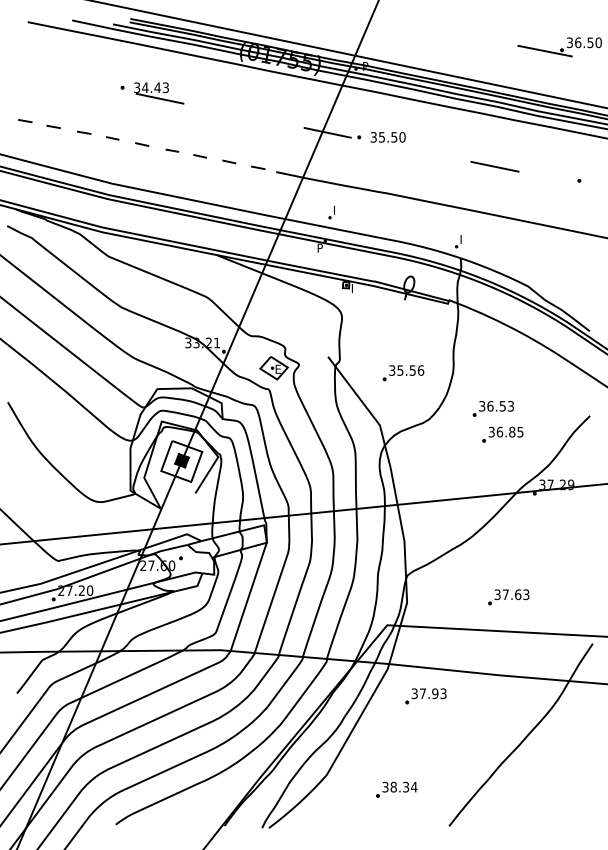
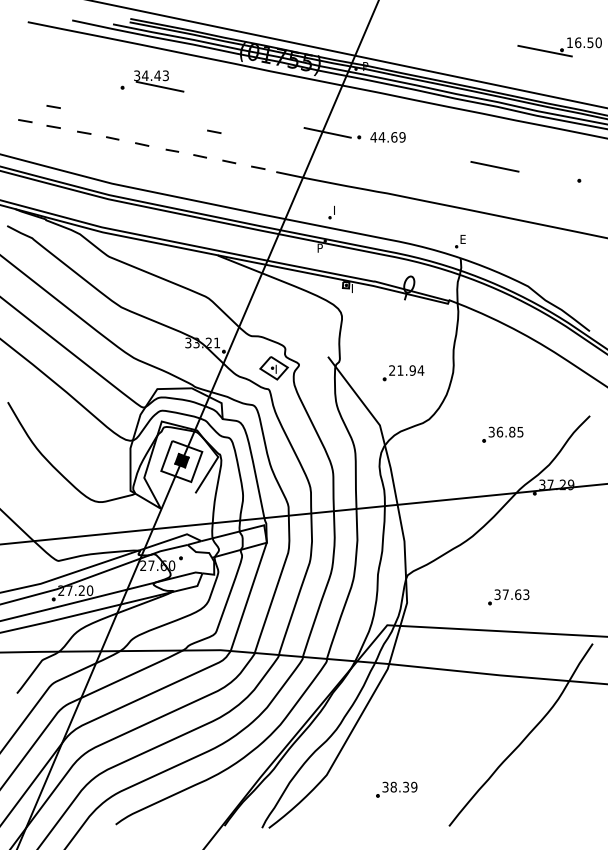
text: 36.50 -> 16.50 (569, 42)
part position: (159, 93) -> (159, 81) (159, 81)
line: none -> present (53, 106)
line: none -> present (214, 131)
text: 35.50 -> 44.69 (387, 137)
text: I -> E (463, 238)
text: E -> I (278, 368)
text: 35.56 -> 21.94 (406, 370)
part: present -> none (492, 408)
part: present -> none (425, 696)
text: 38.34 -> 38.39 (413, 786)
